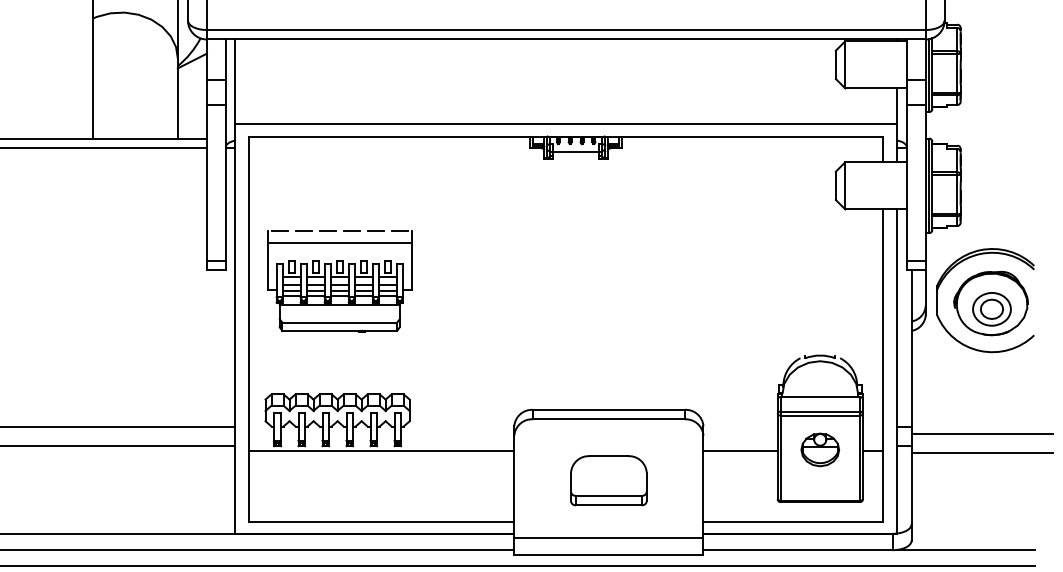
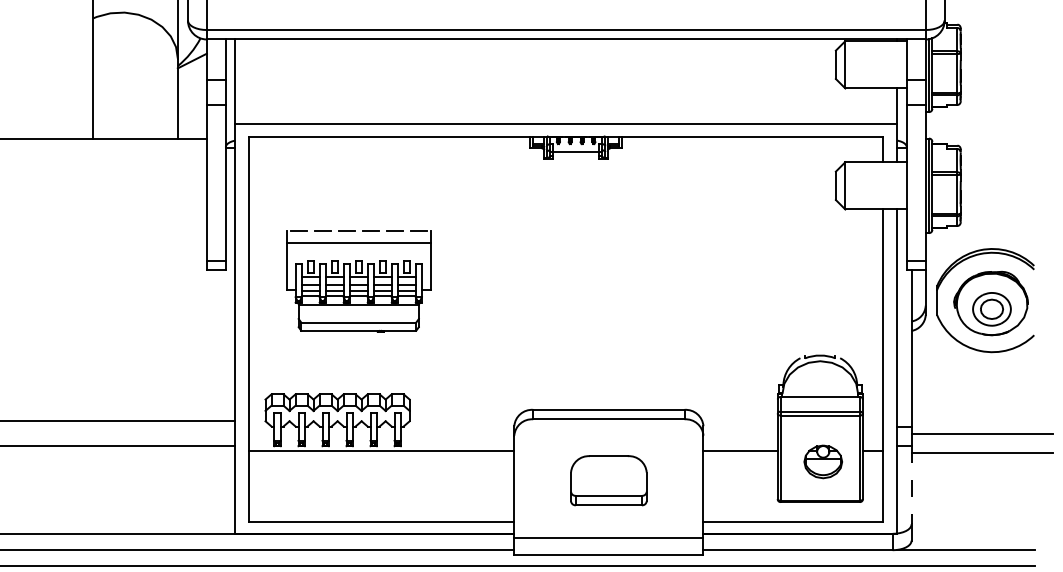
line: present -> none (104, 148)
part position: (339, 281) -> (358, 281) (358, 281)
line position: (118, 426) -> (118, 420) (118, 420)
part position: (819, 449) -> (822, 461) (822, 461)
line: solid -> dashed (911, 485)
